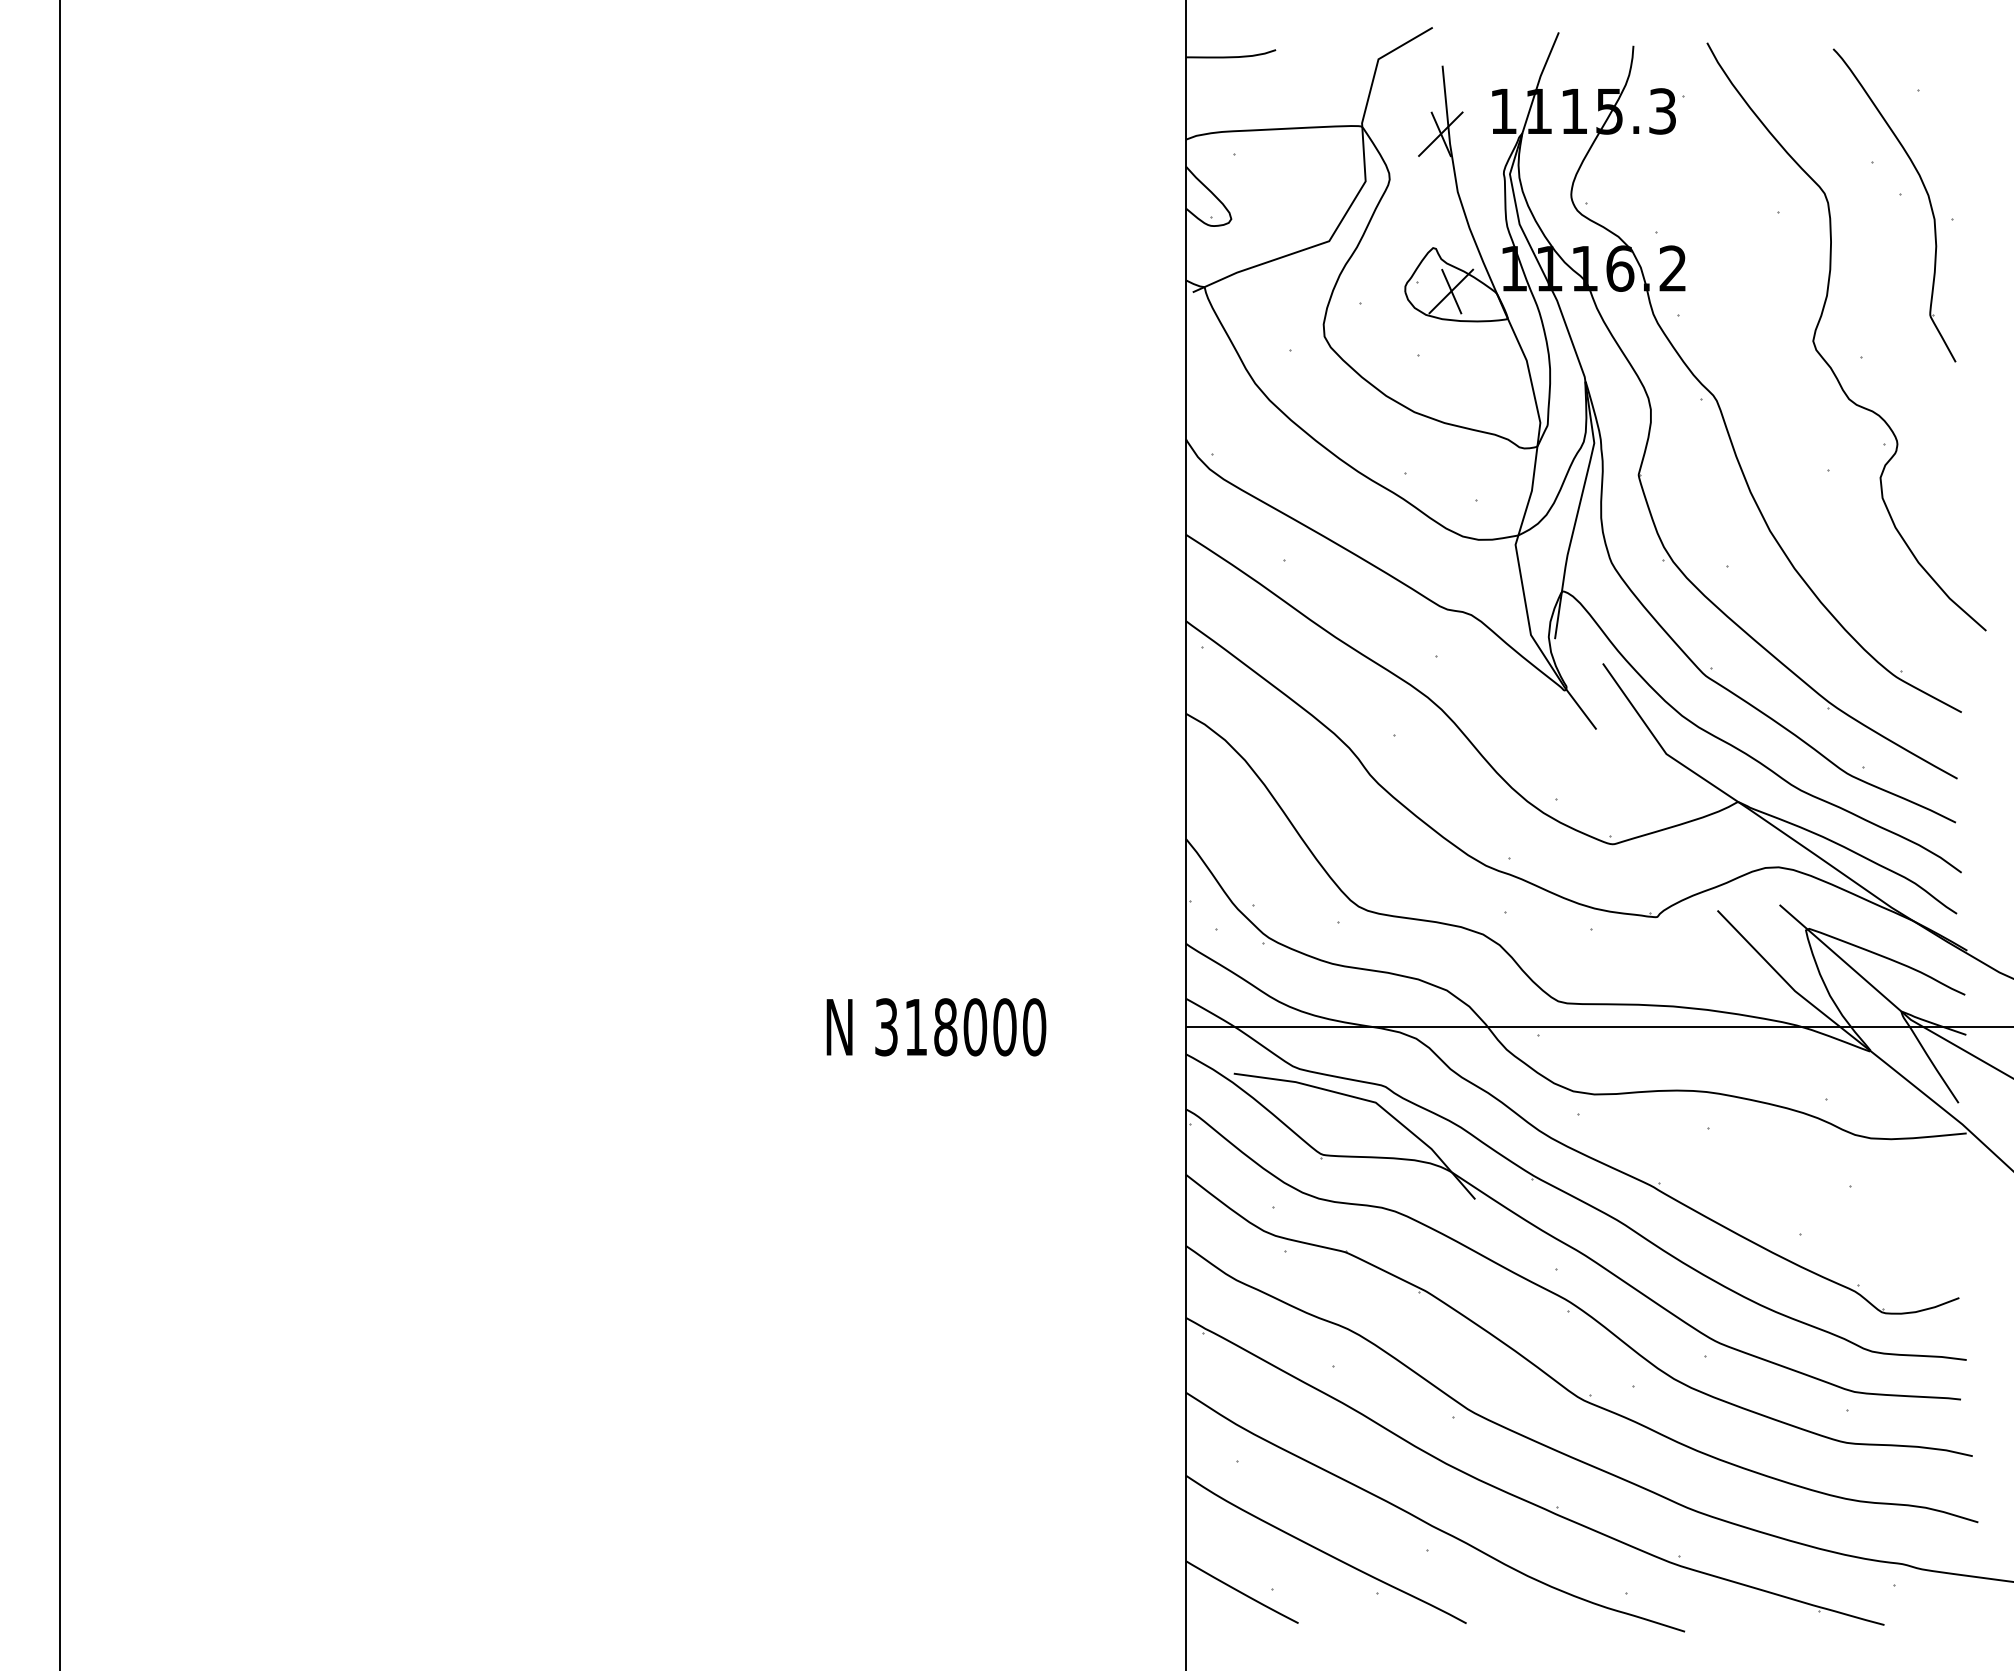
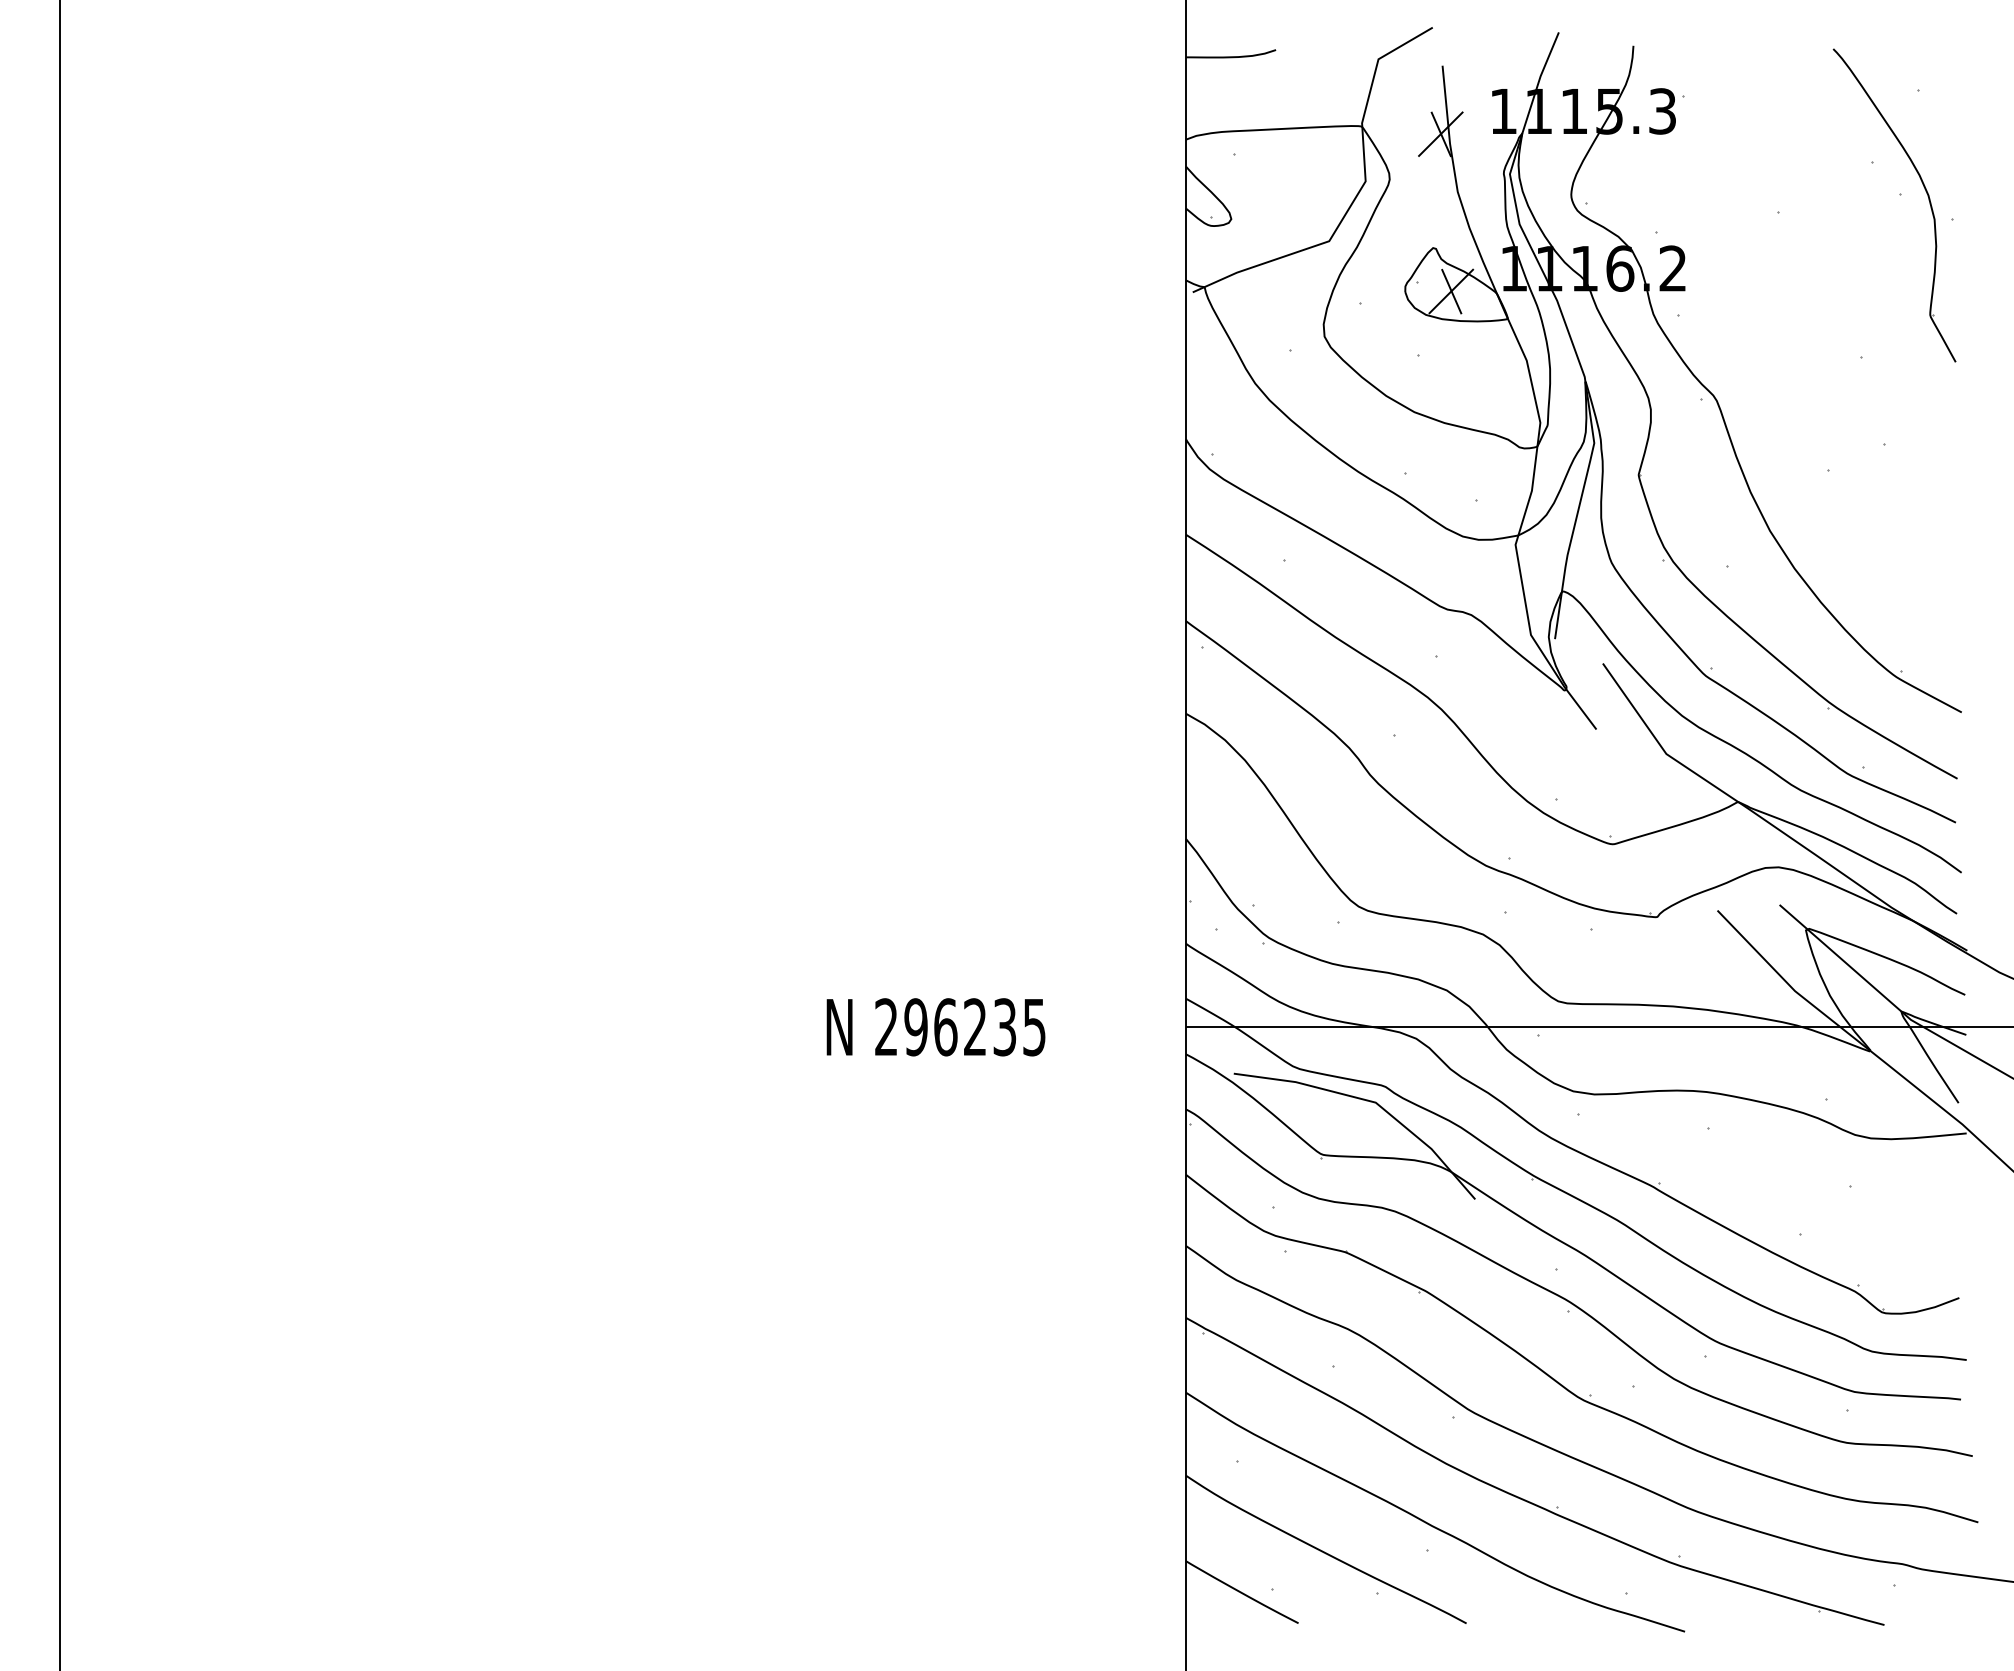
curve: present -> none (1818, 326)
text: 318000 -> 296235 (960, 1027)
